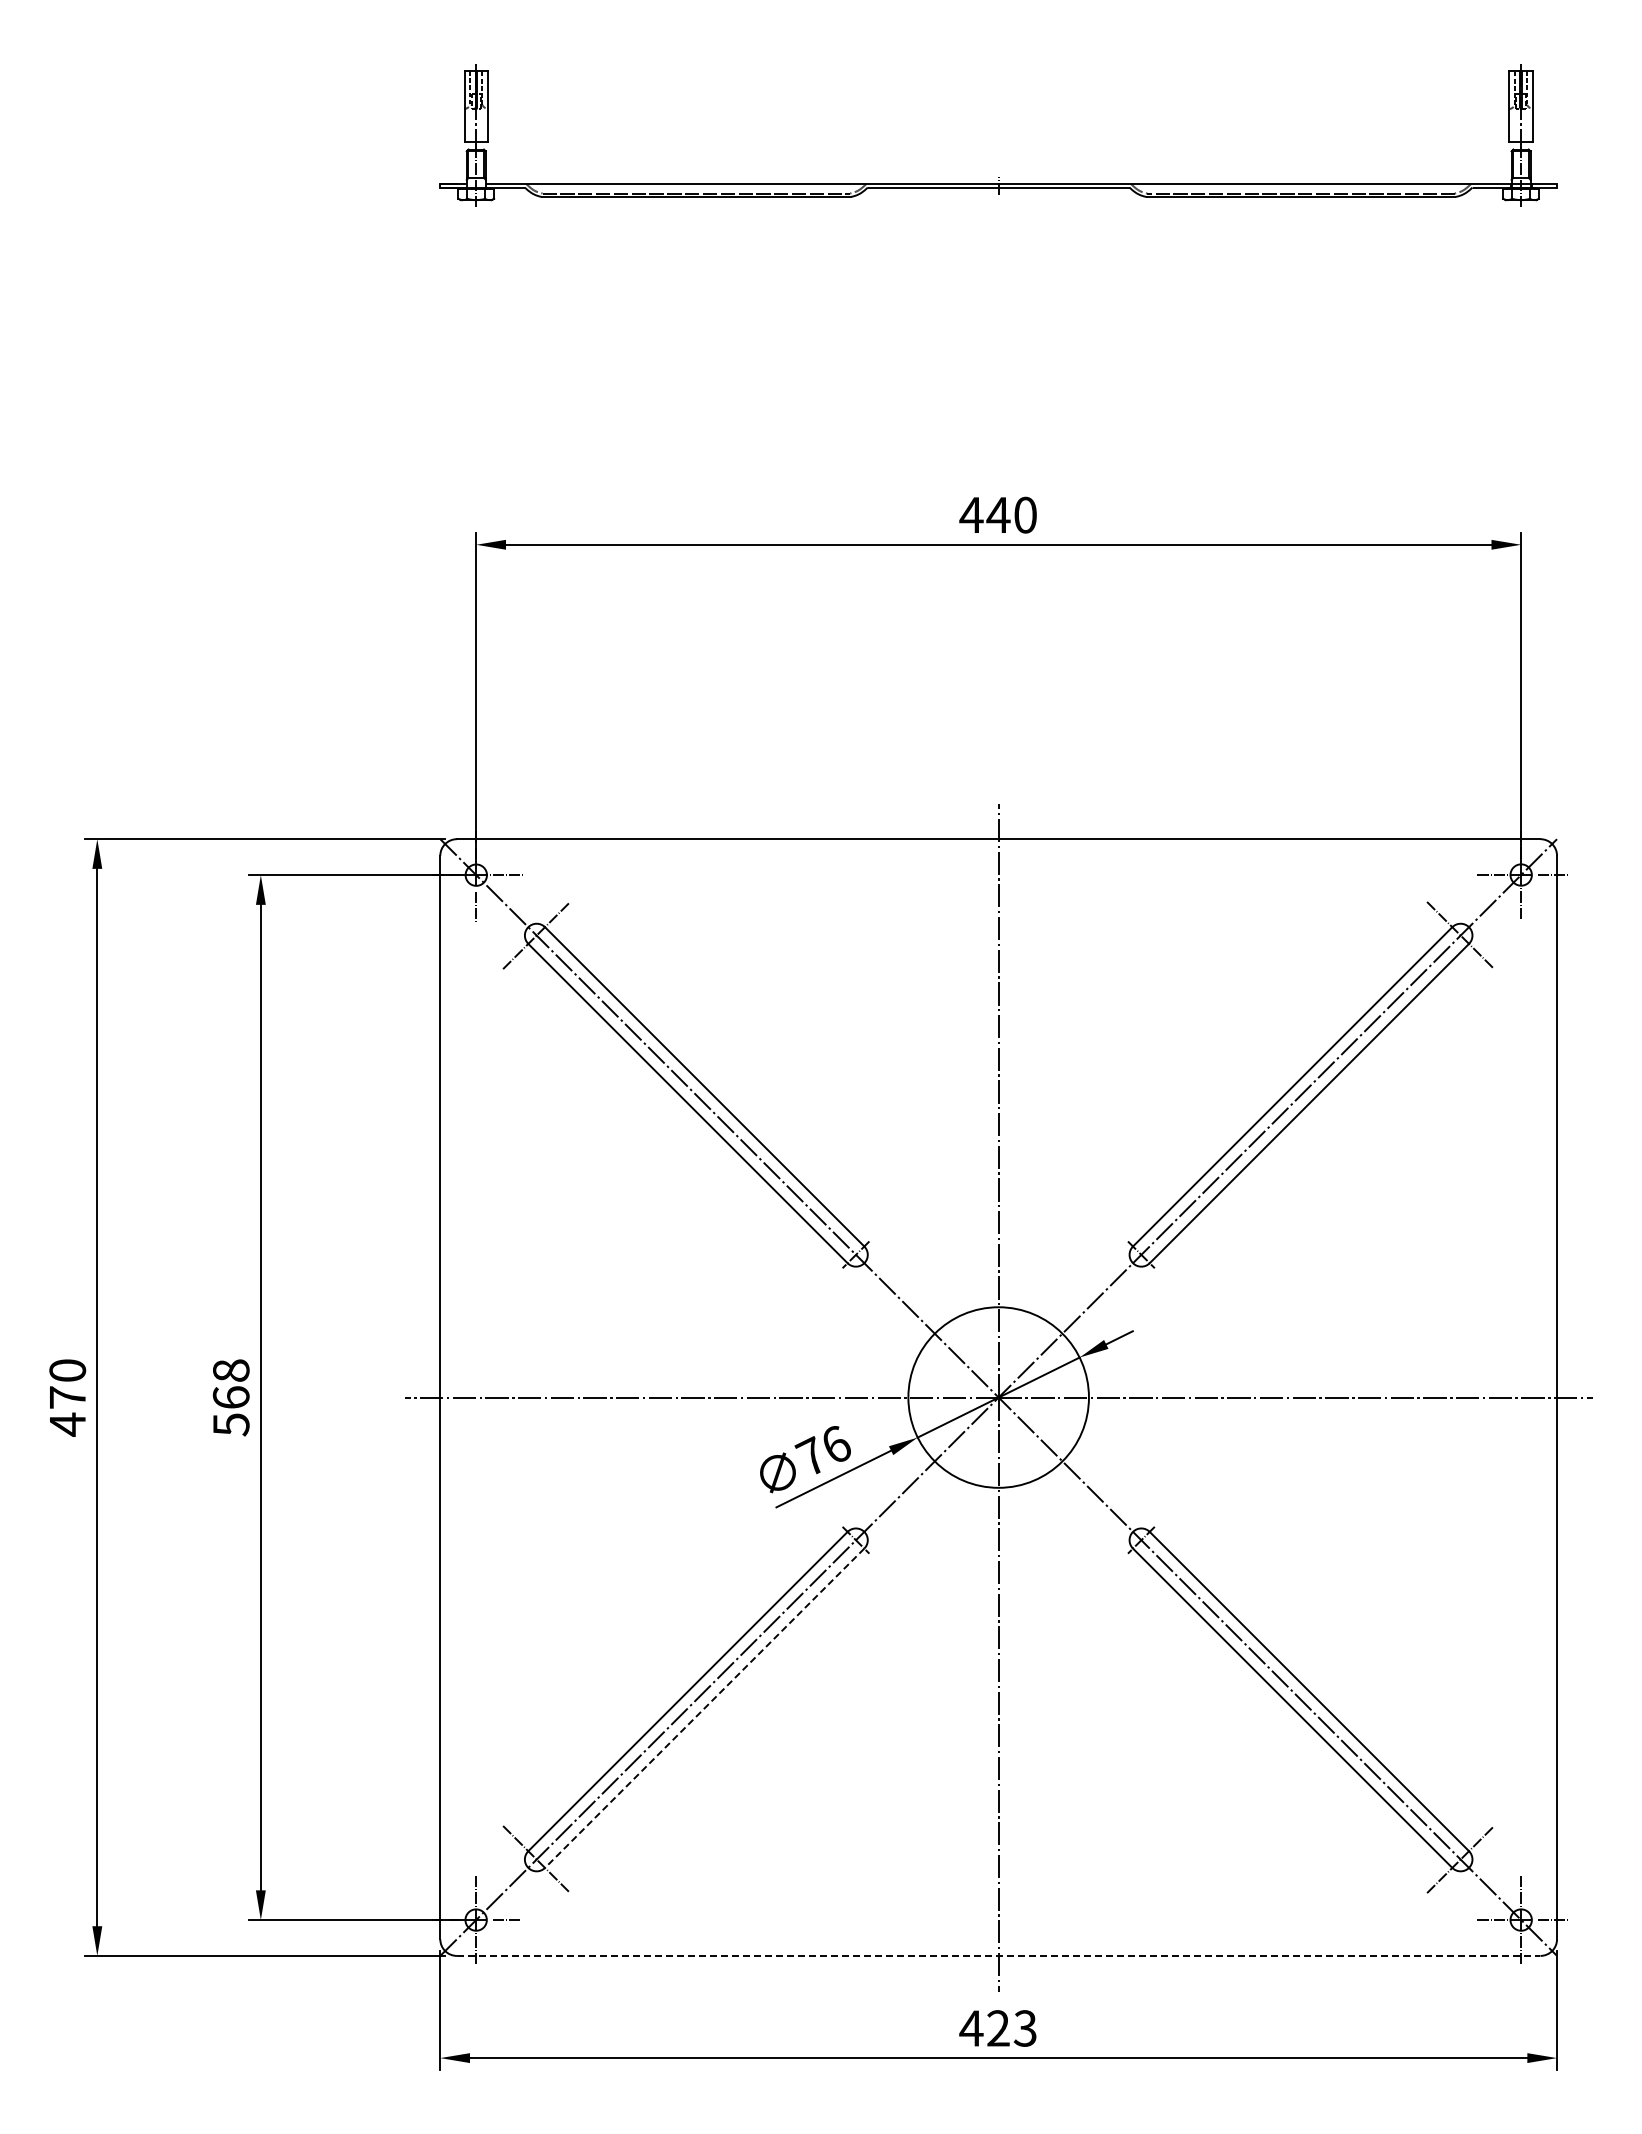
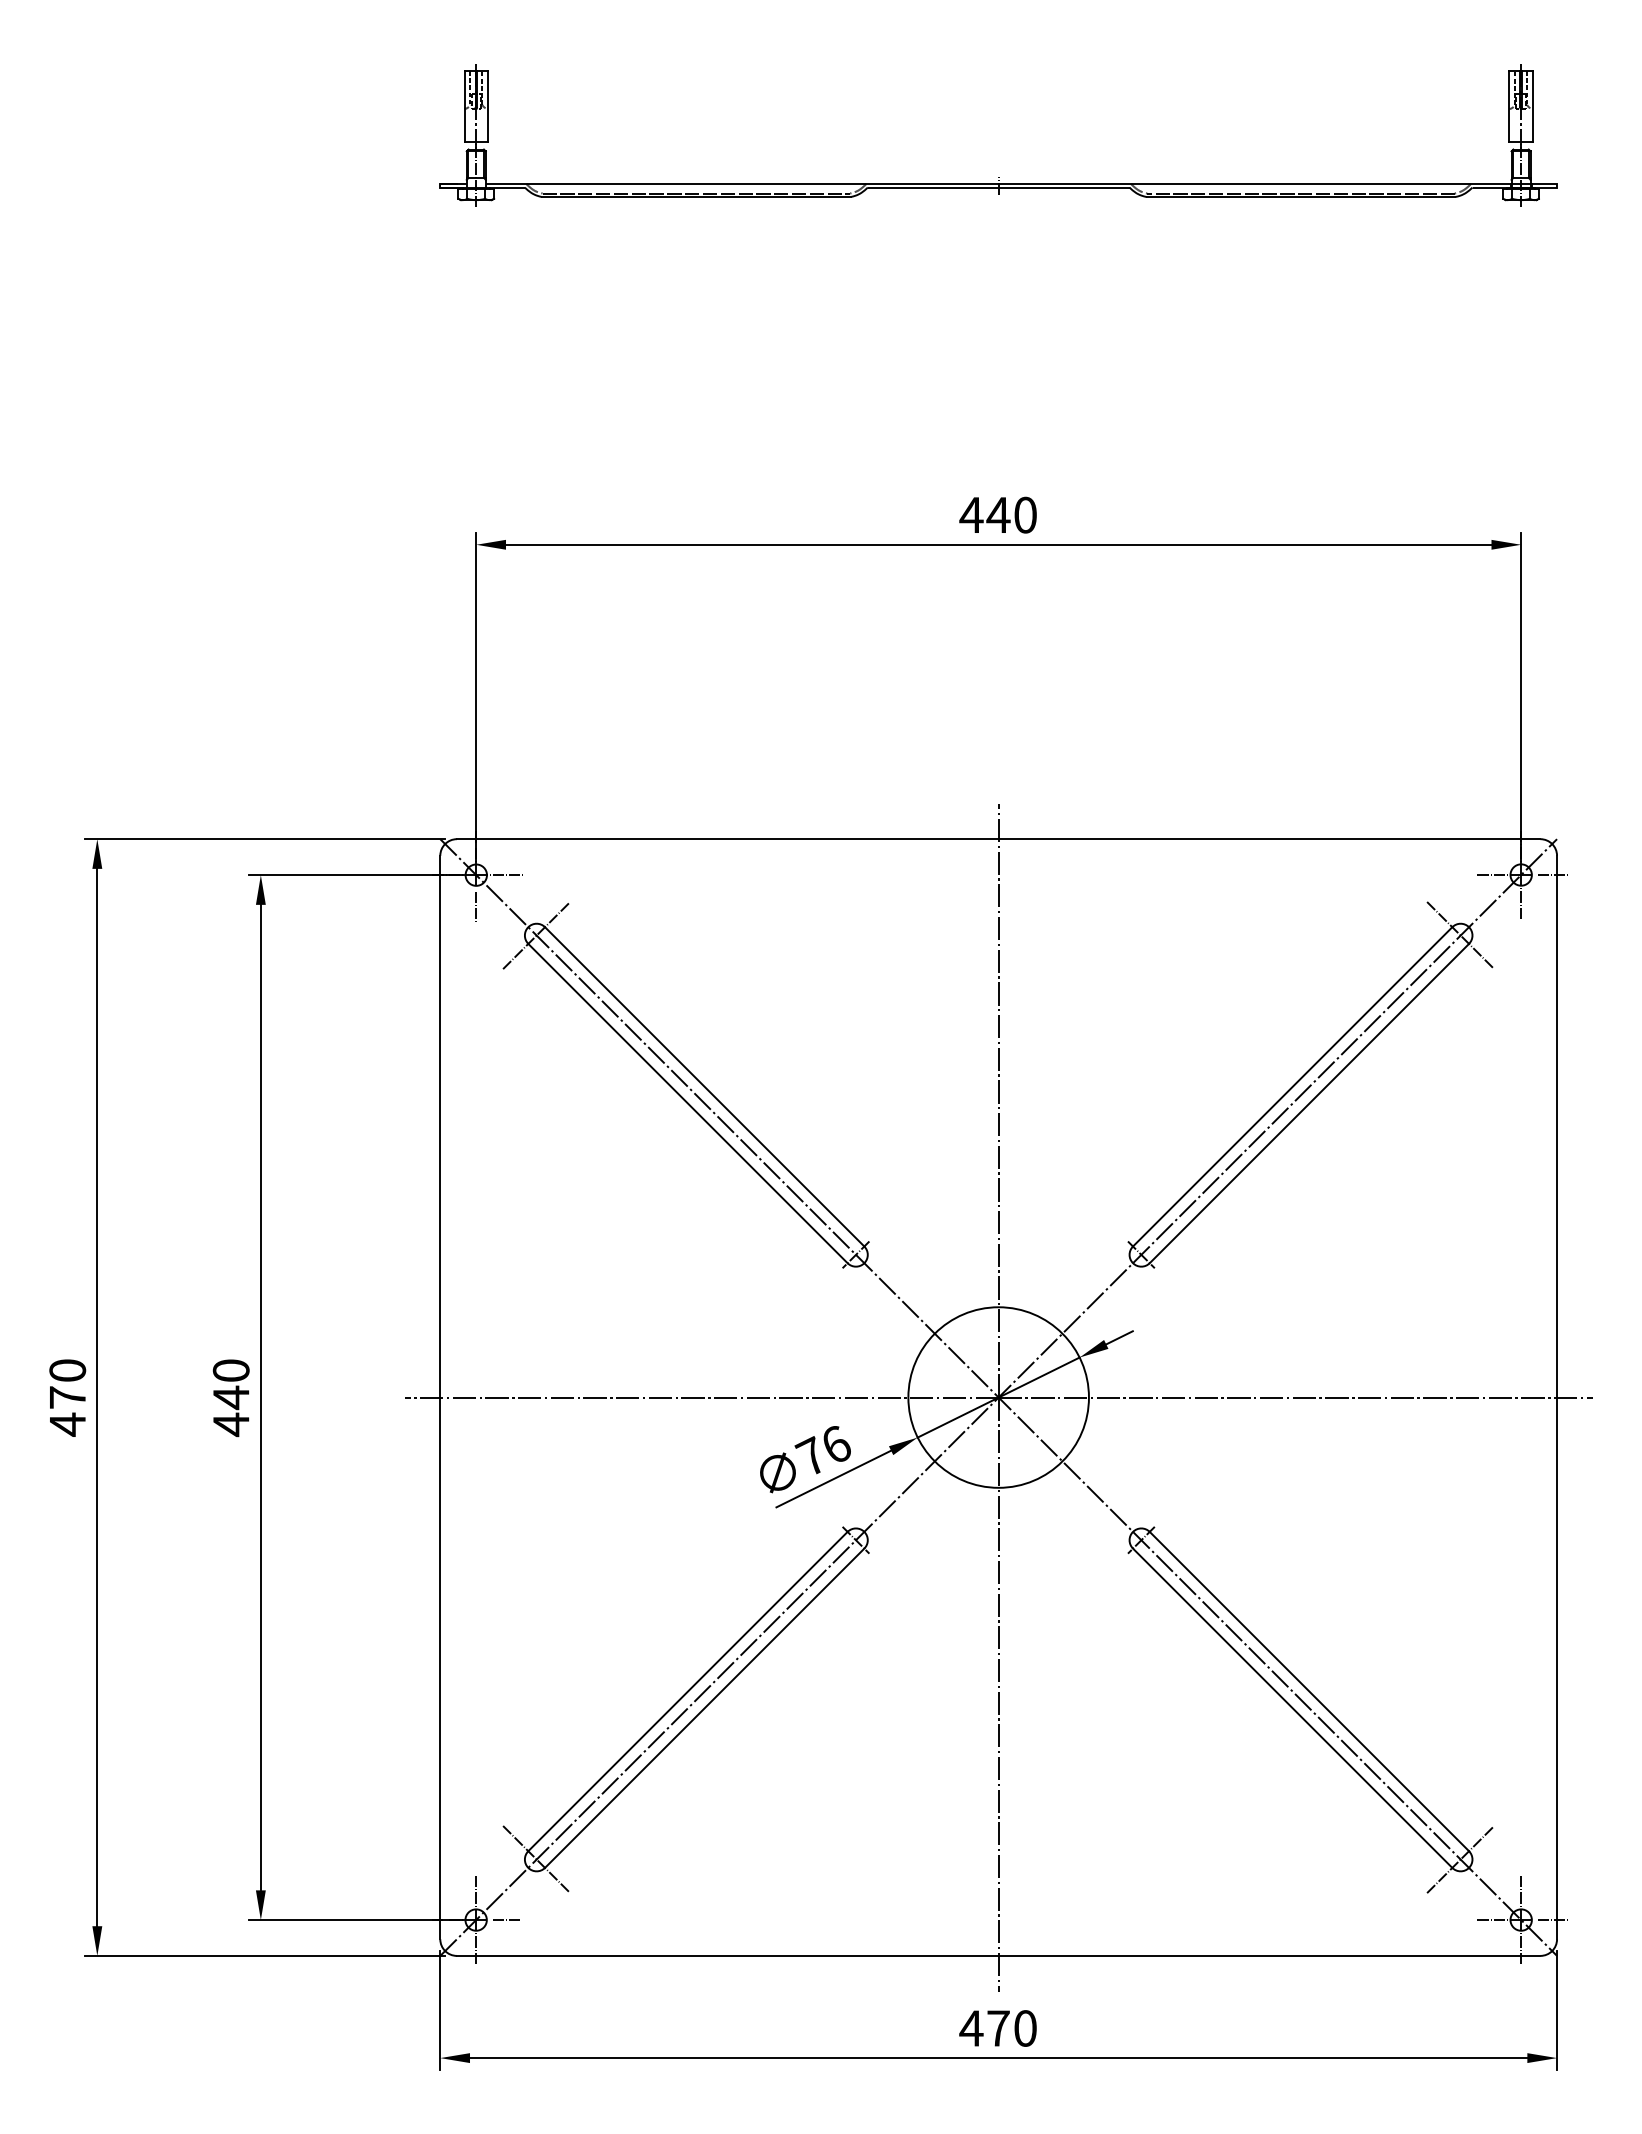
text: 568 -> 440 (230, 1398)
line: dashed -> solid (704, 1708)
line: dashed -> solid (998, 1955)
text: 423 -> 470 (1011, 2028)
